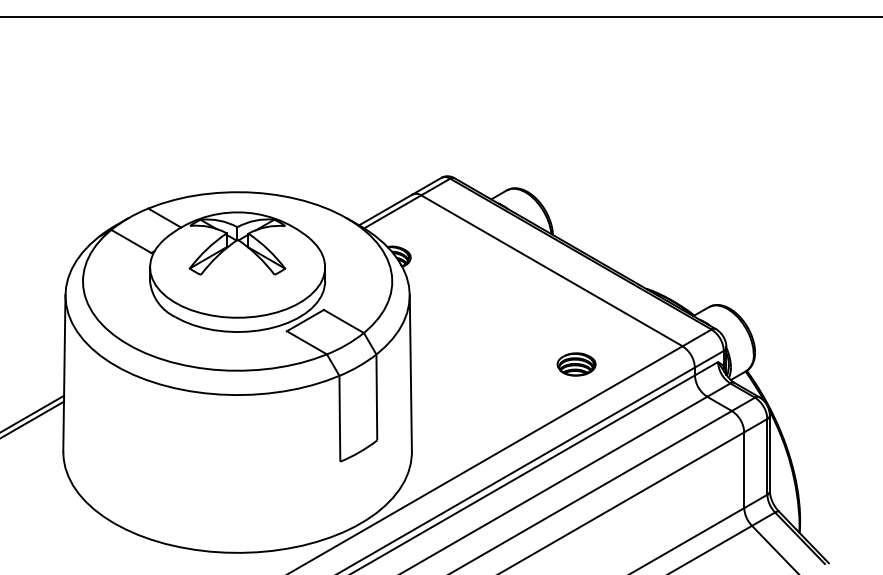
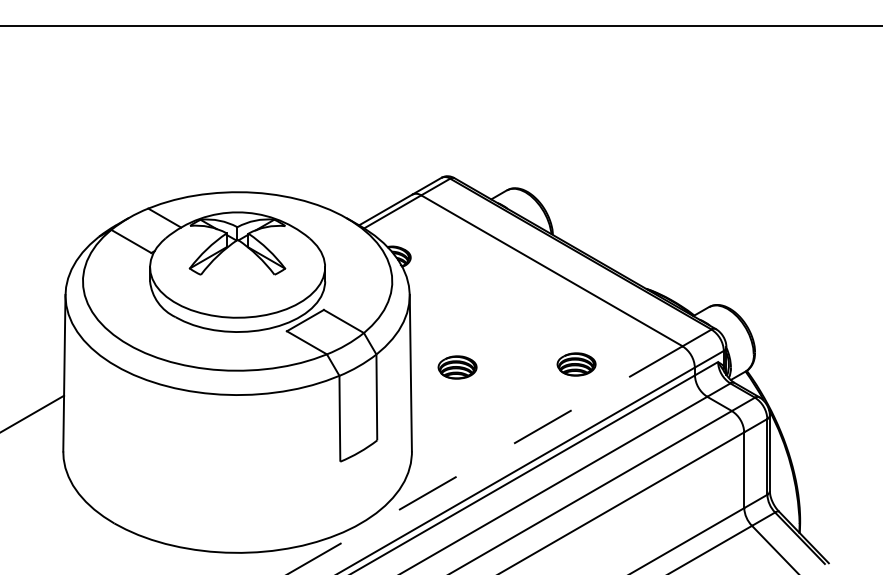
line position: (440, 17) -> (440, 26) (440, 26)
part: none -> present (457, 367)
line: present -> none (33, 419)
line: solid -> dashed (485, 460)
